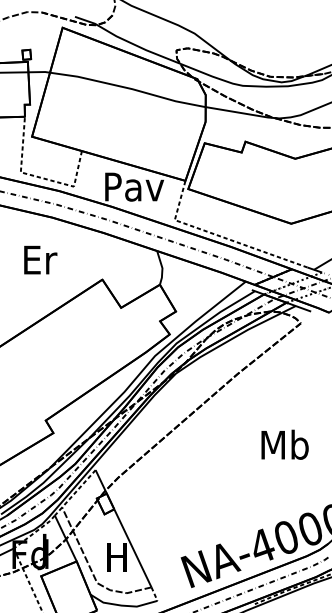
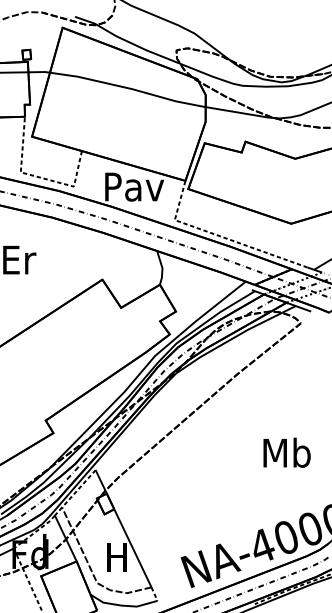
text position: (40, 259) -> (19, 259) (19, 259)
text position: (284, 444) -> (286, 452) (286, 452)
